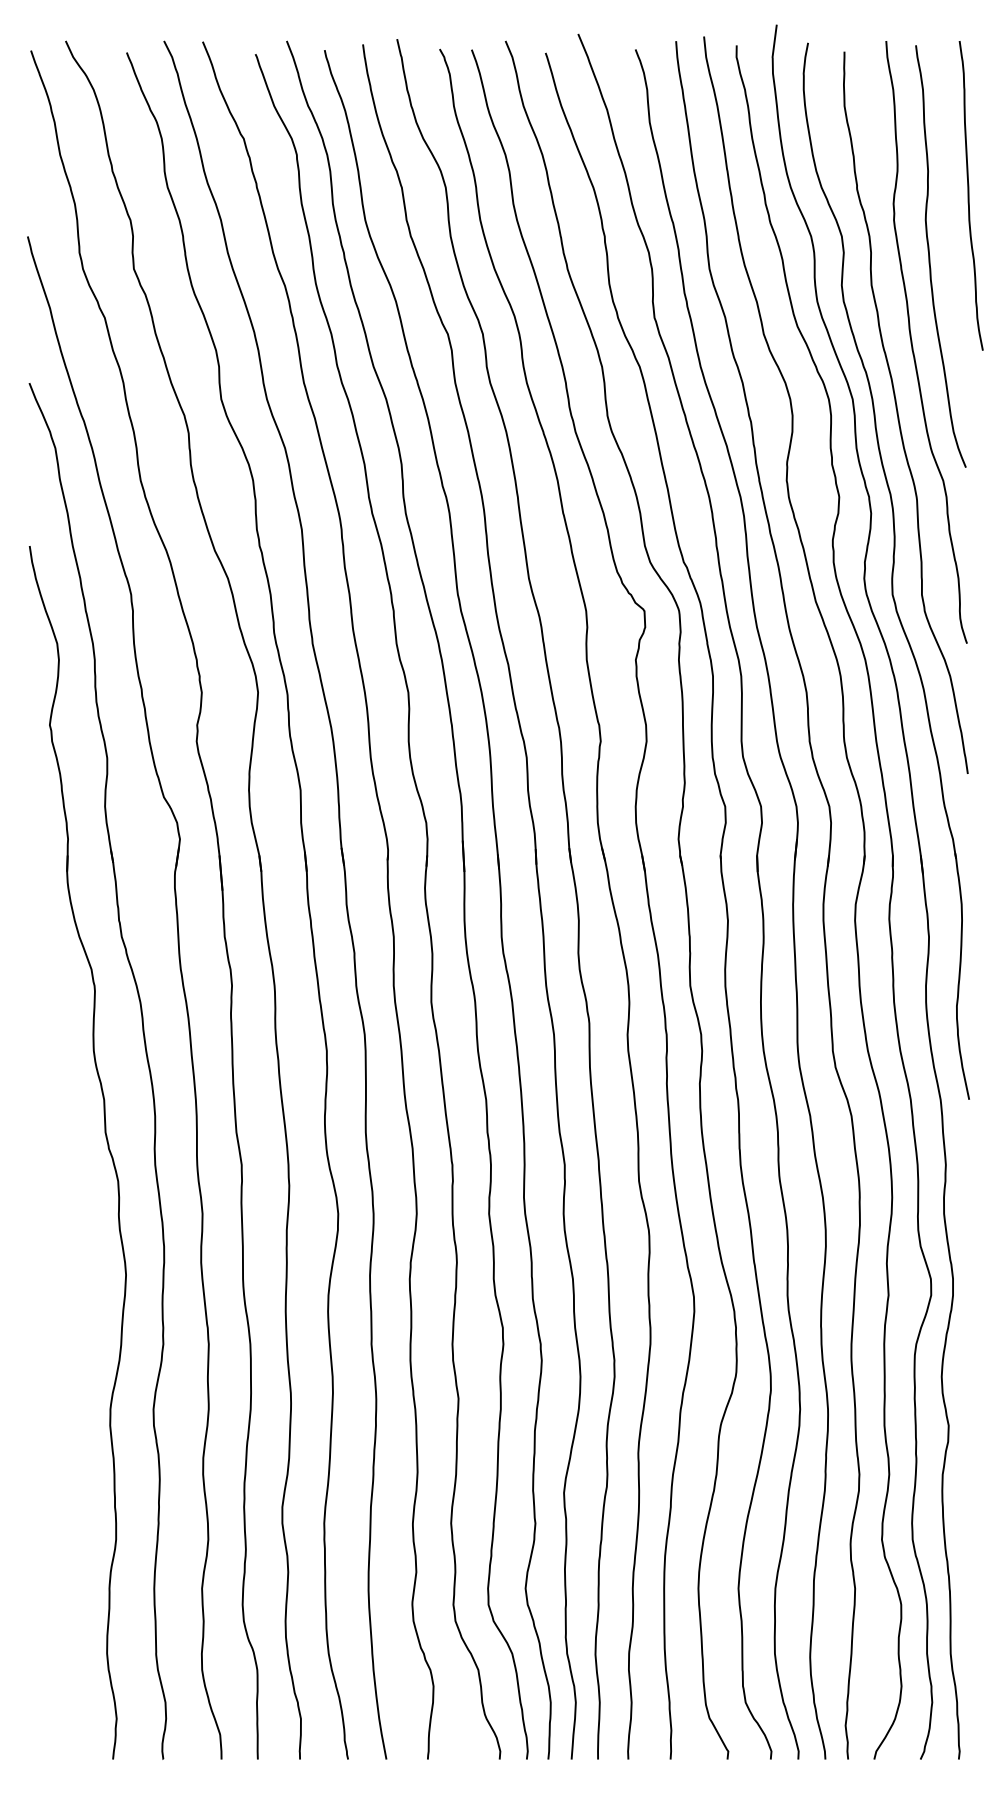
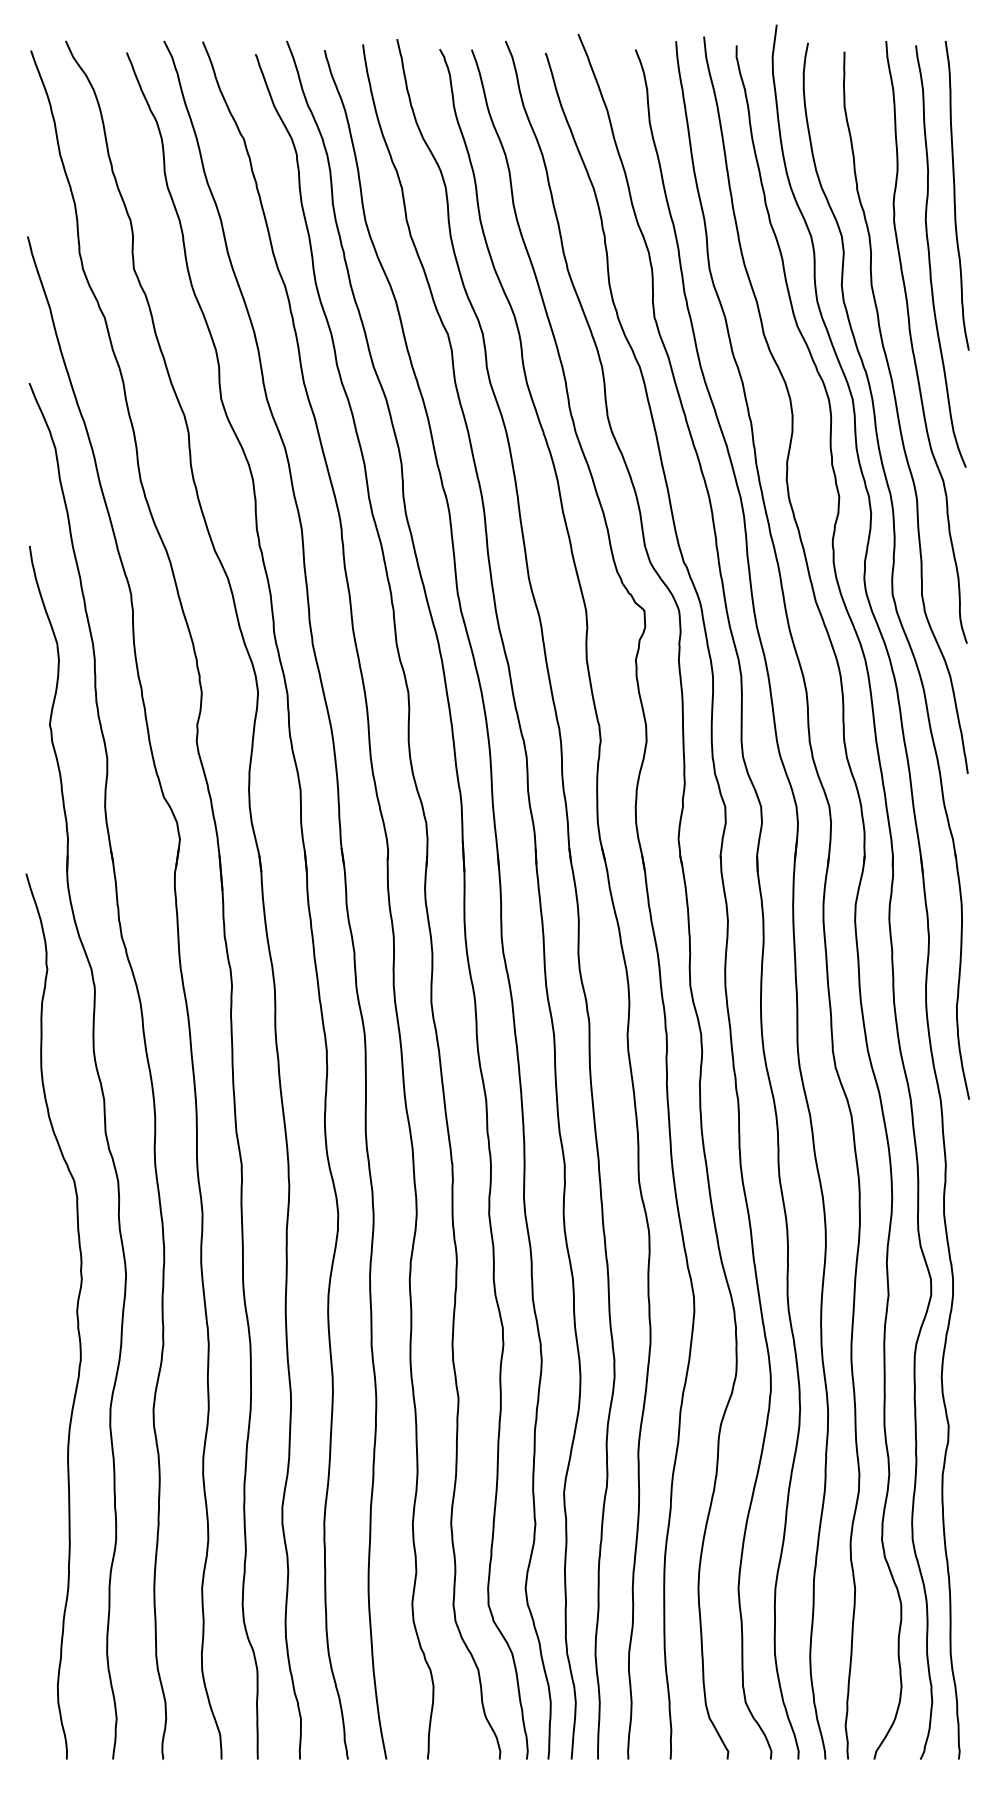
curve position: (969, 195) -> (955, 195) (955, 195)
curve: none -> present (76, 1316)
